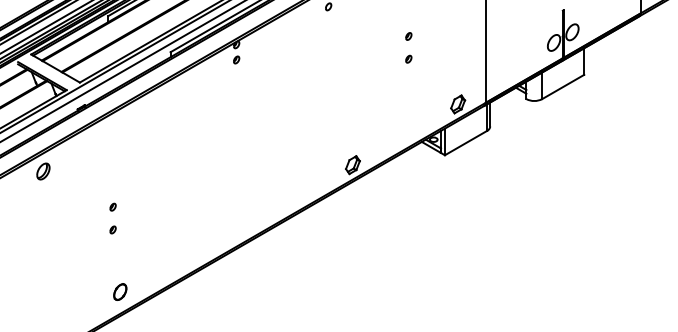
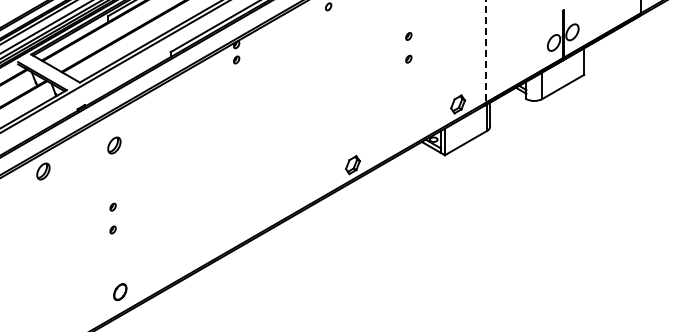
line: solid -> dashed (485, 52)
line: present -> none (122, 71)
part: none -> present (114, 145)
